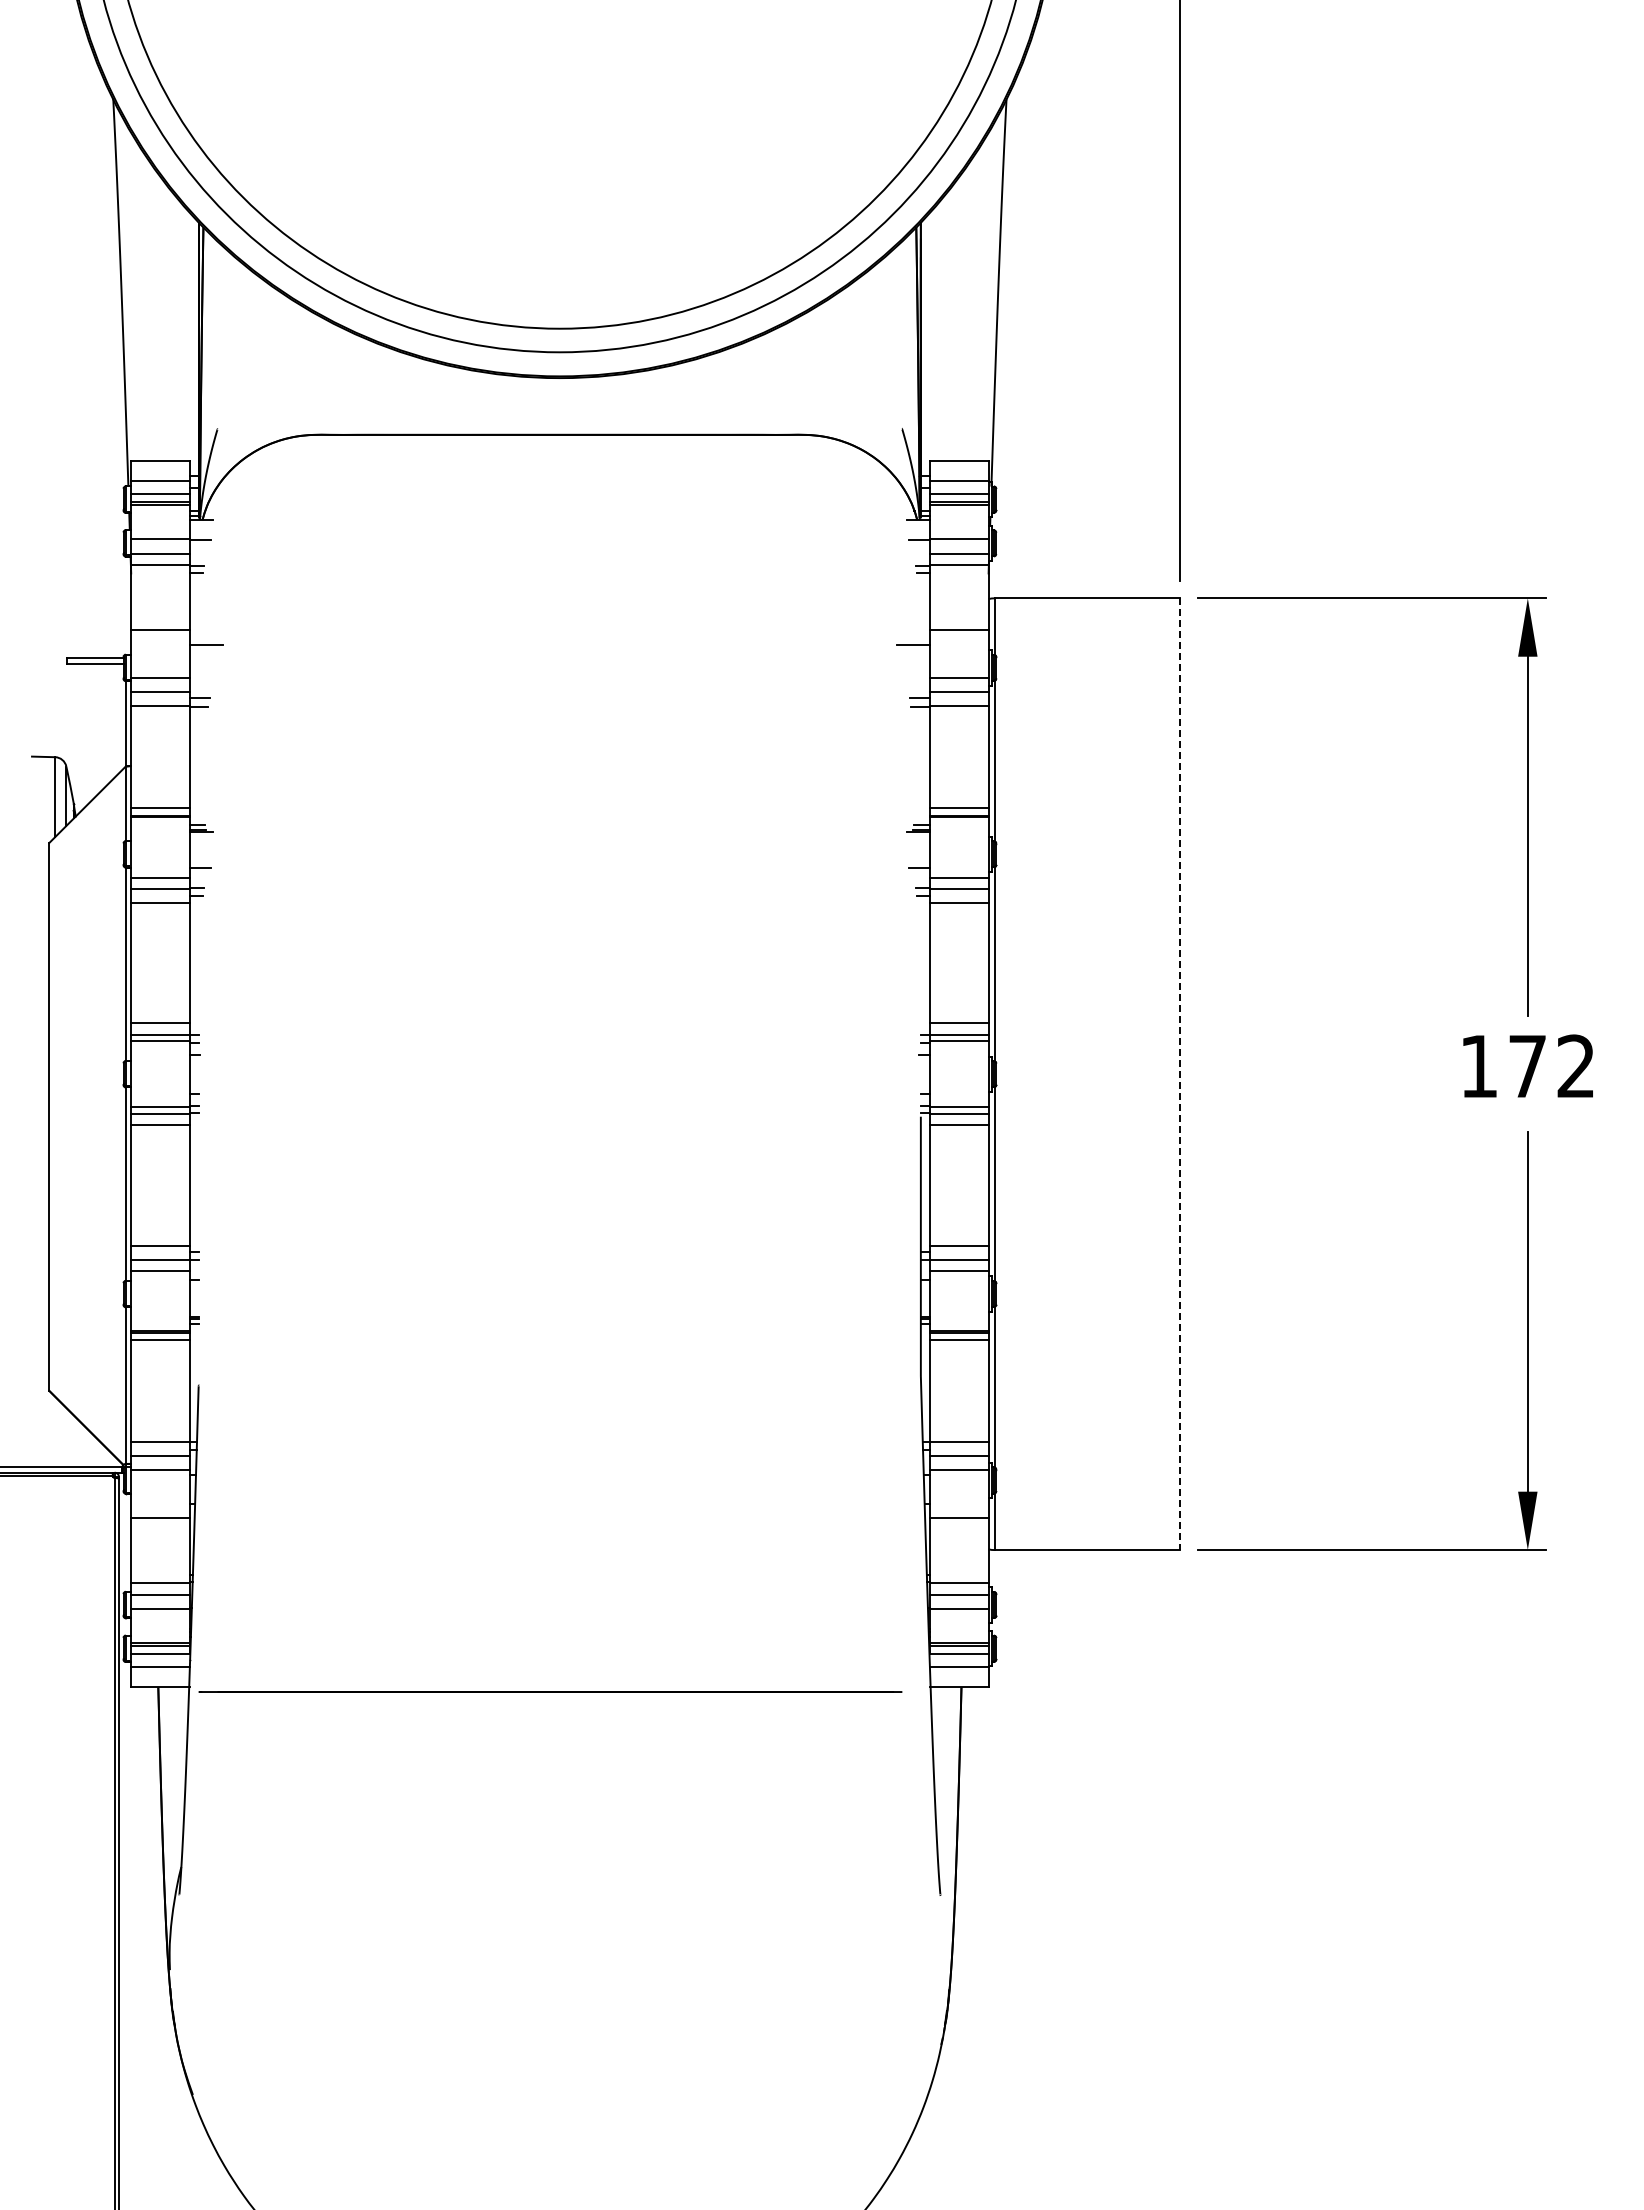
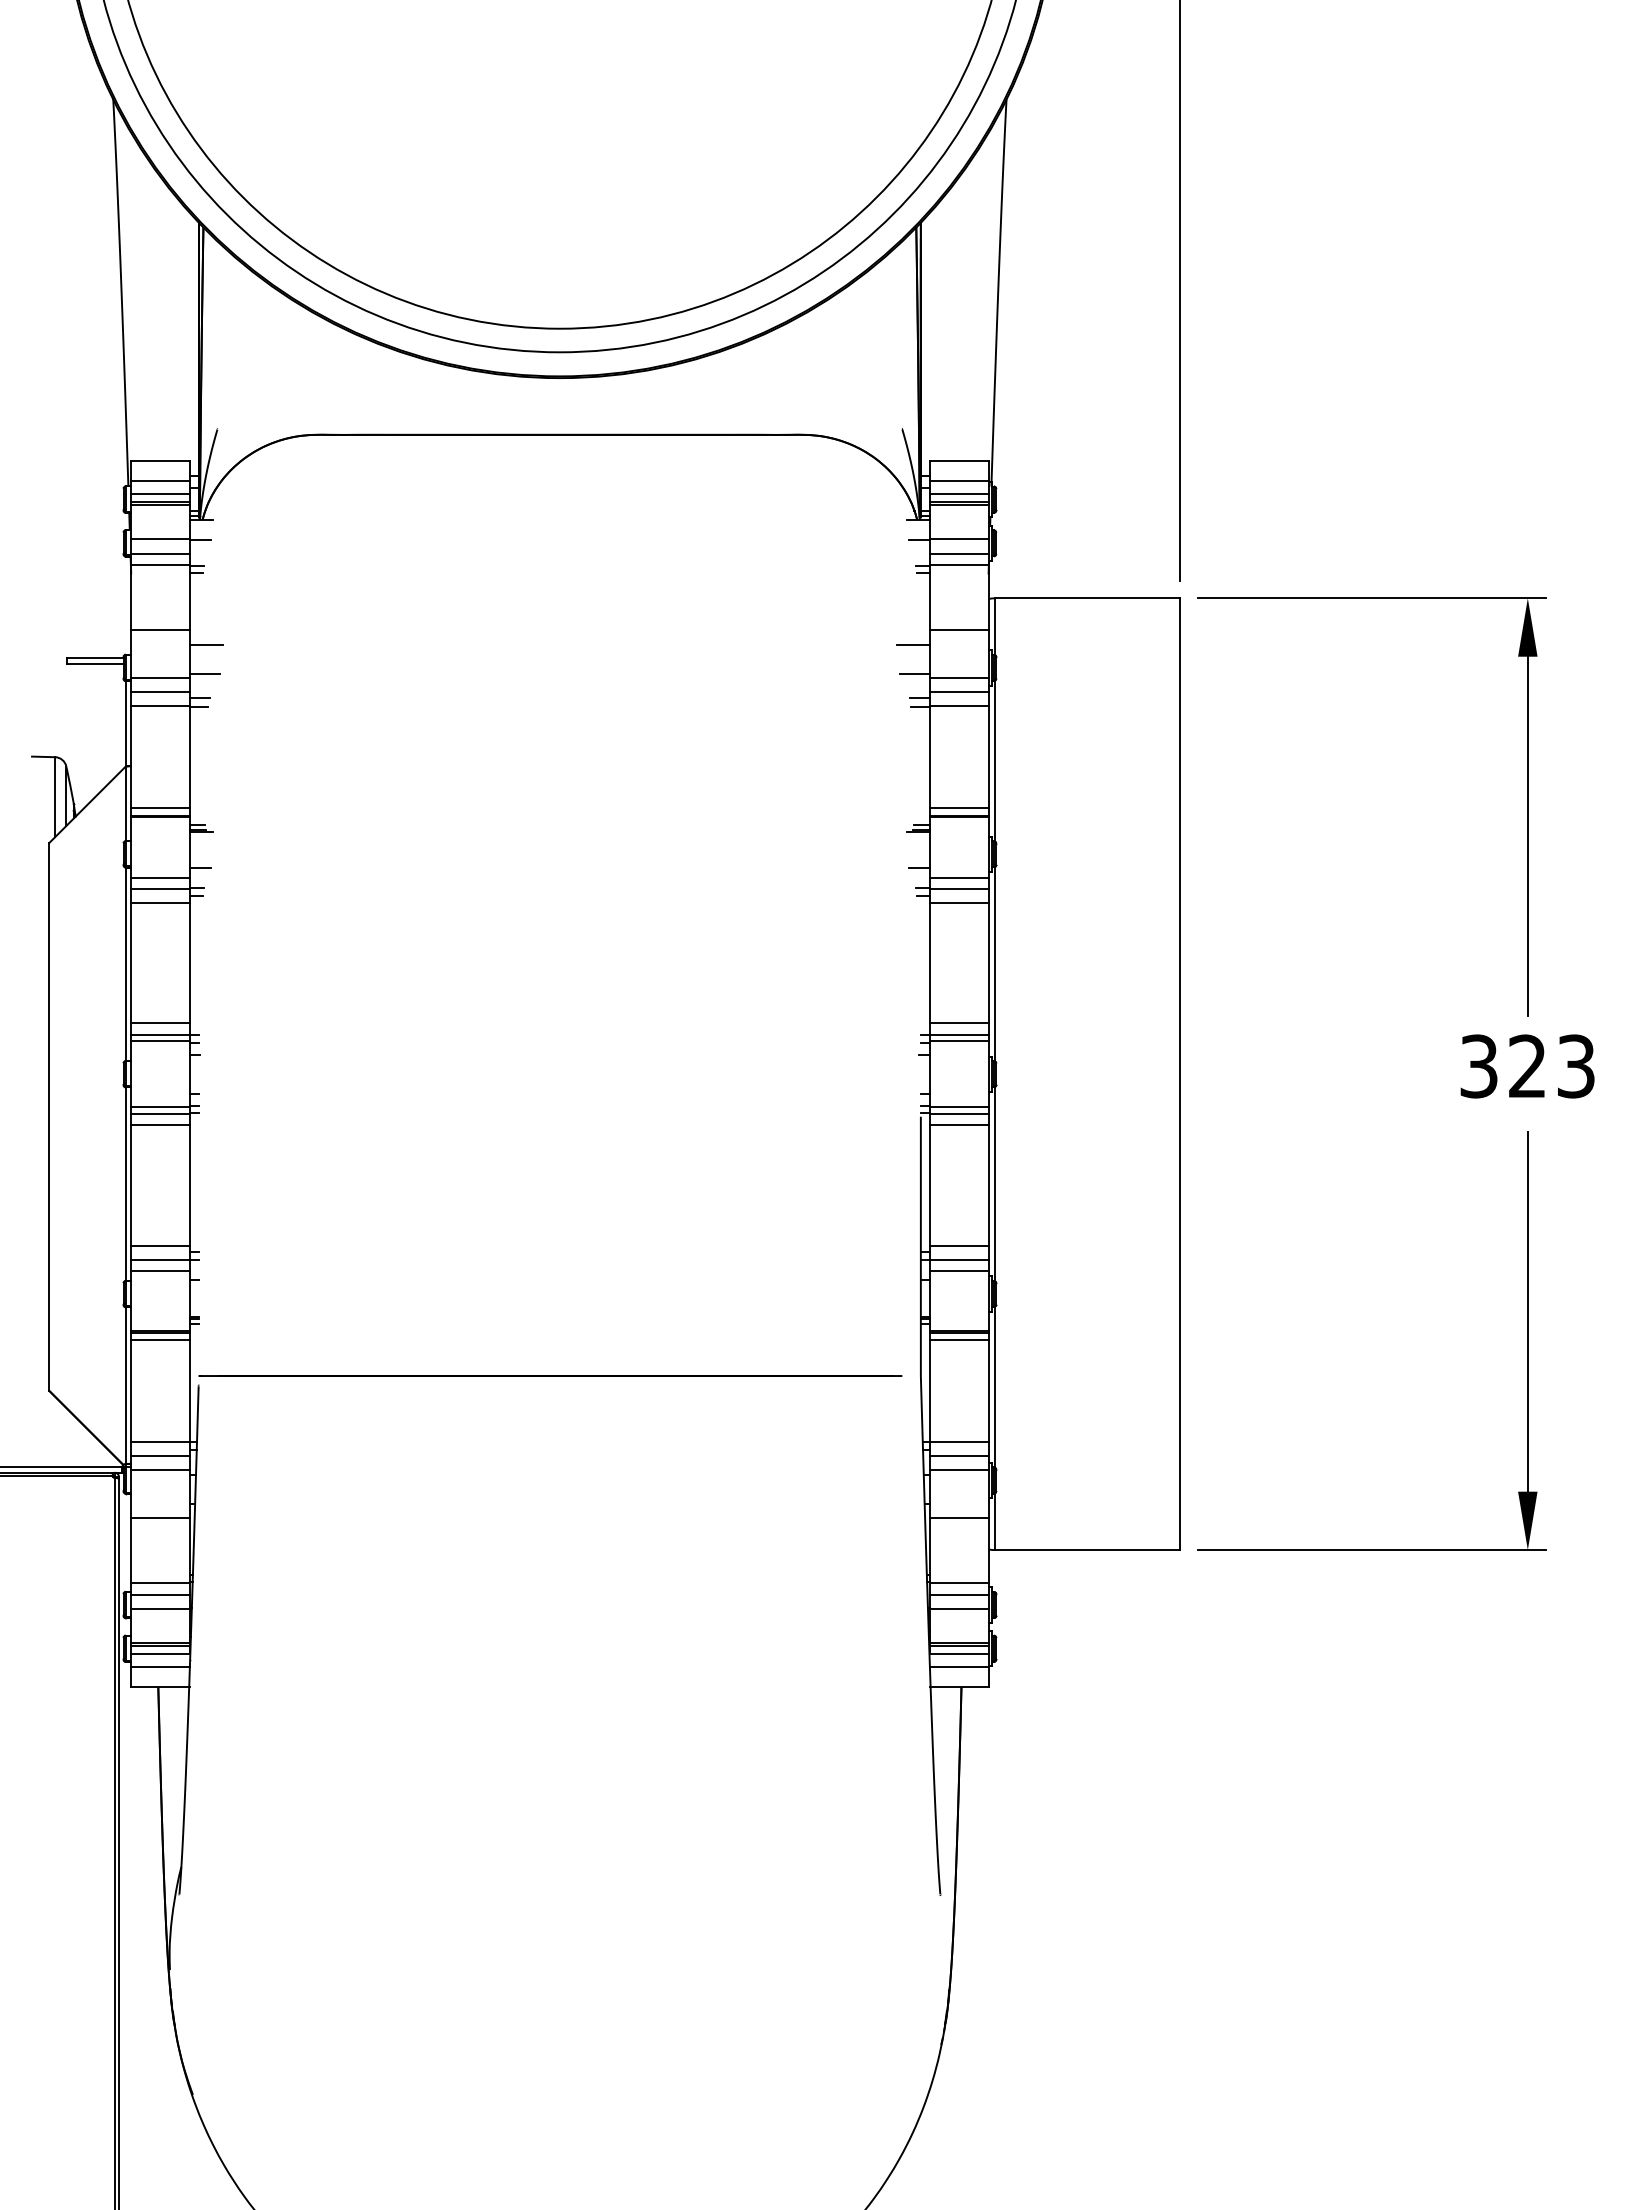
line: none -> present (204, 673)
line: none -> present (914, 673)
text: 172 -> 323 (1527, 1066)
line: dashed -> solid (1180, 1074)
line position: (550, 1691) -> (550, 1375) (550, 1375)
